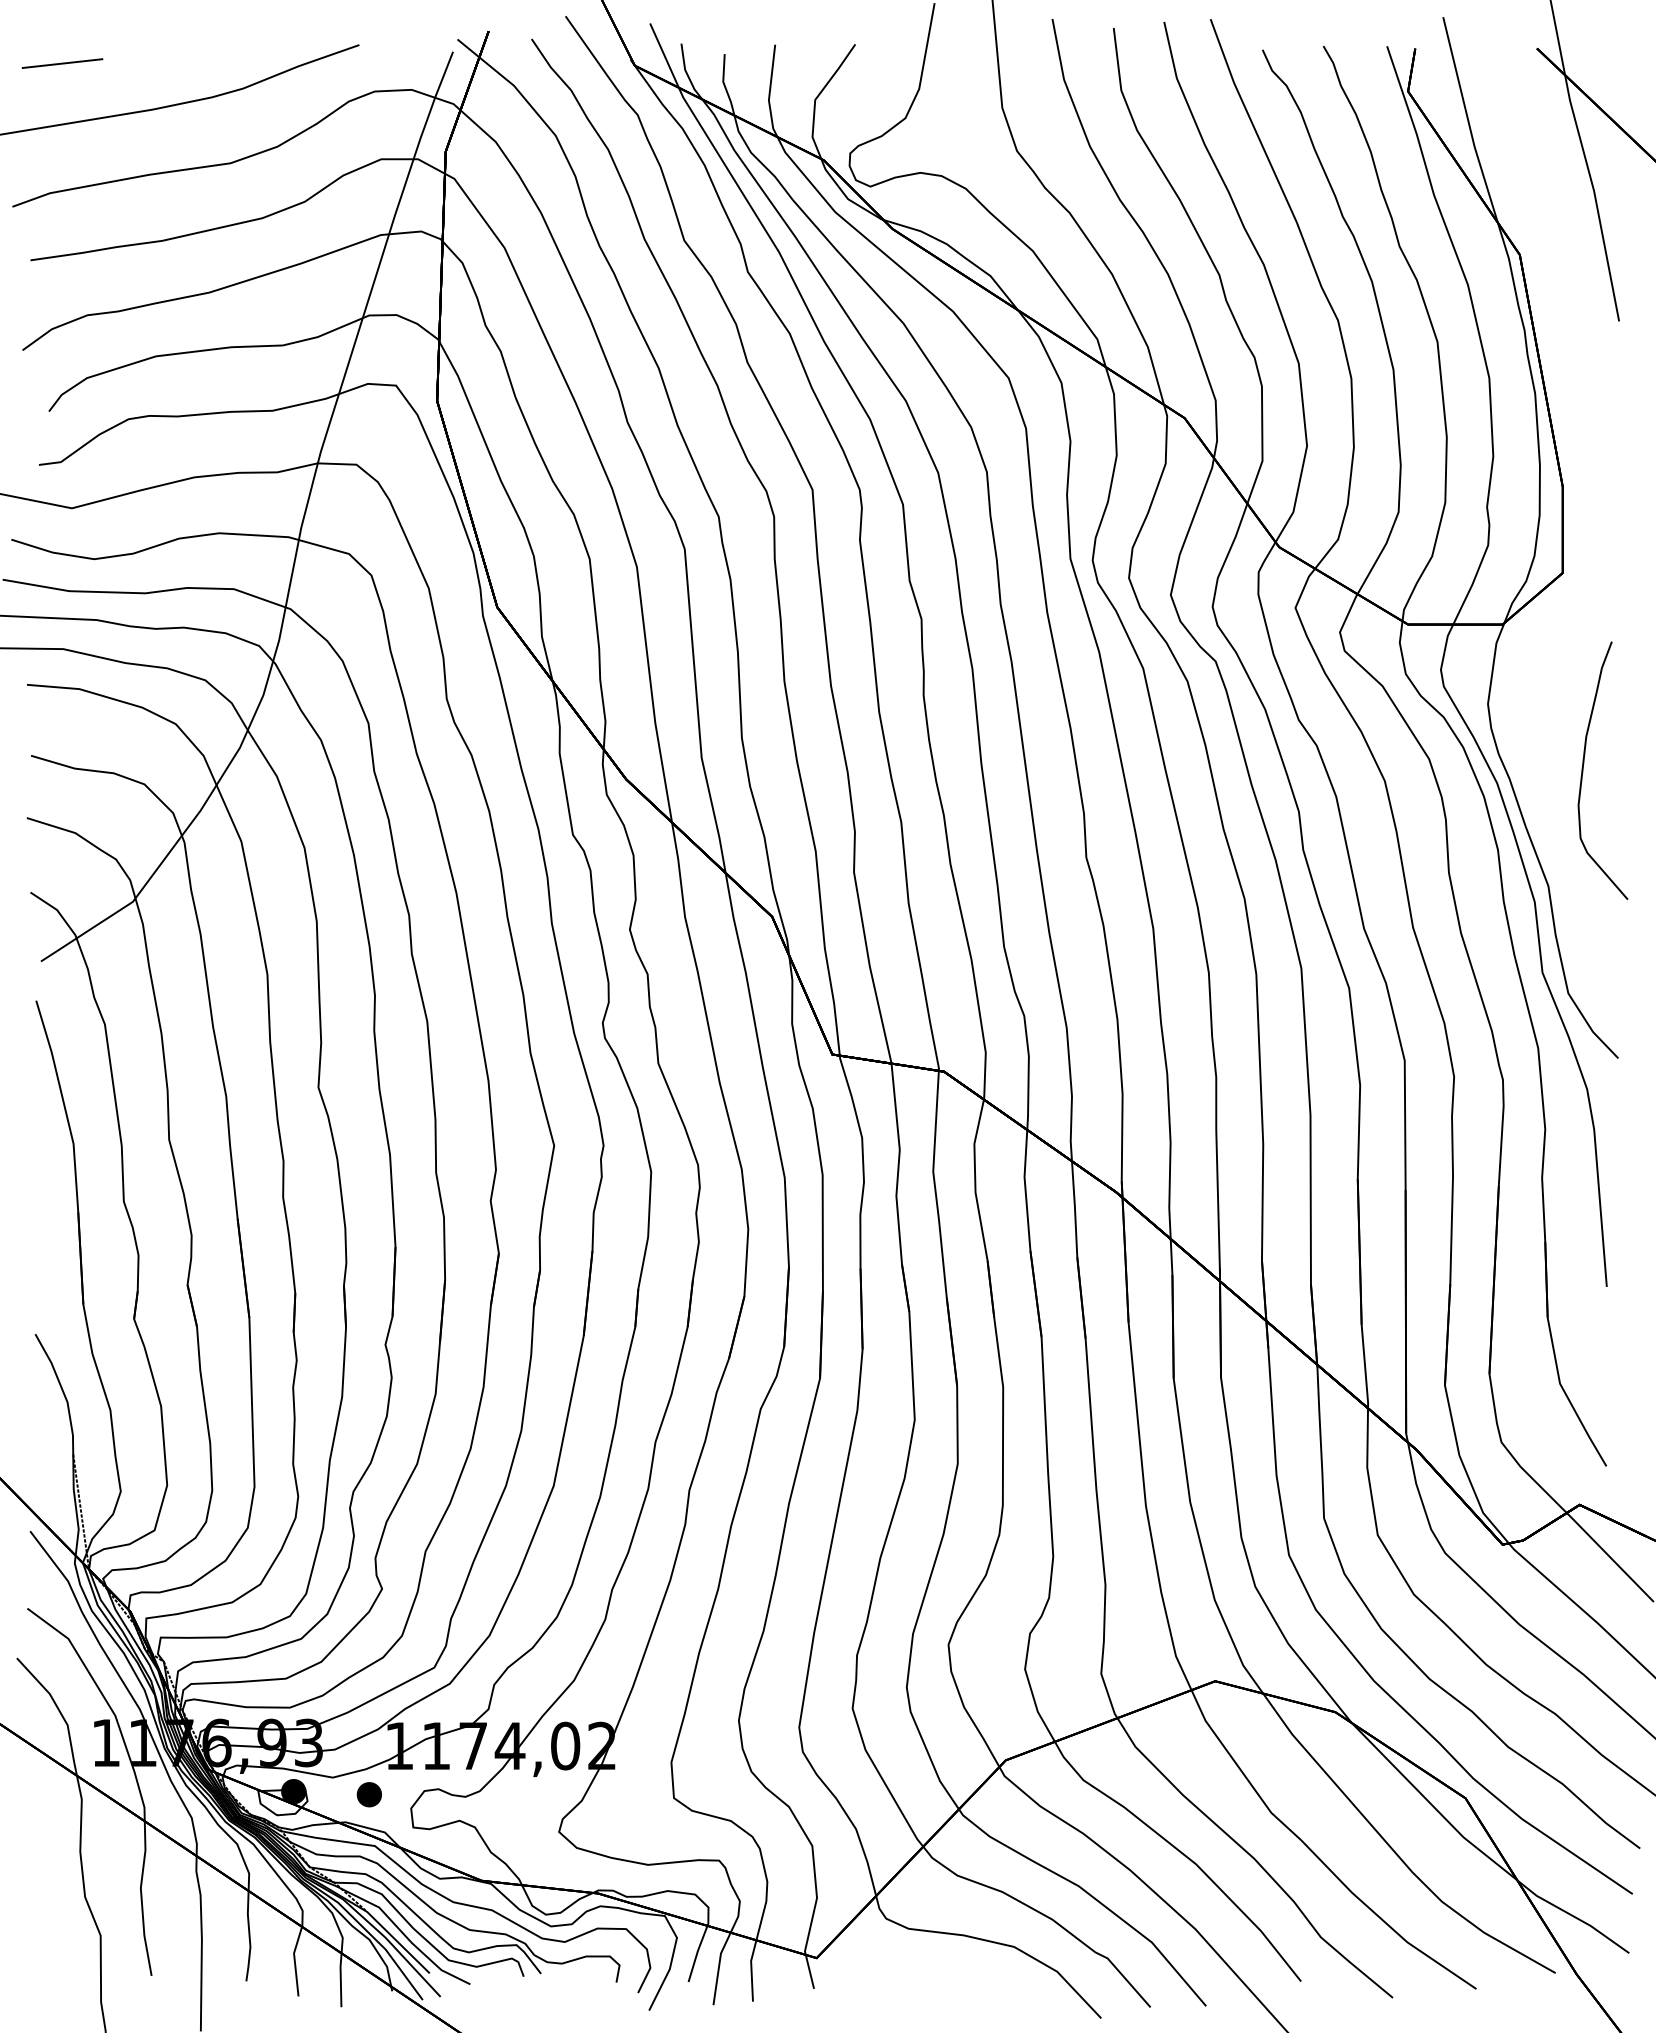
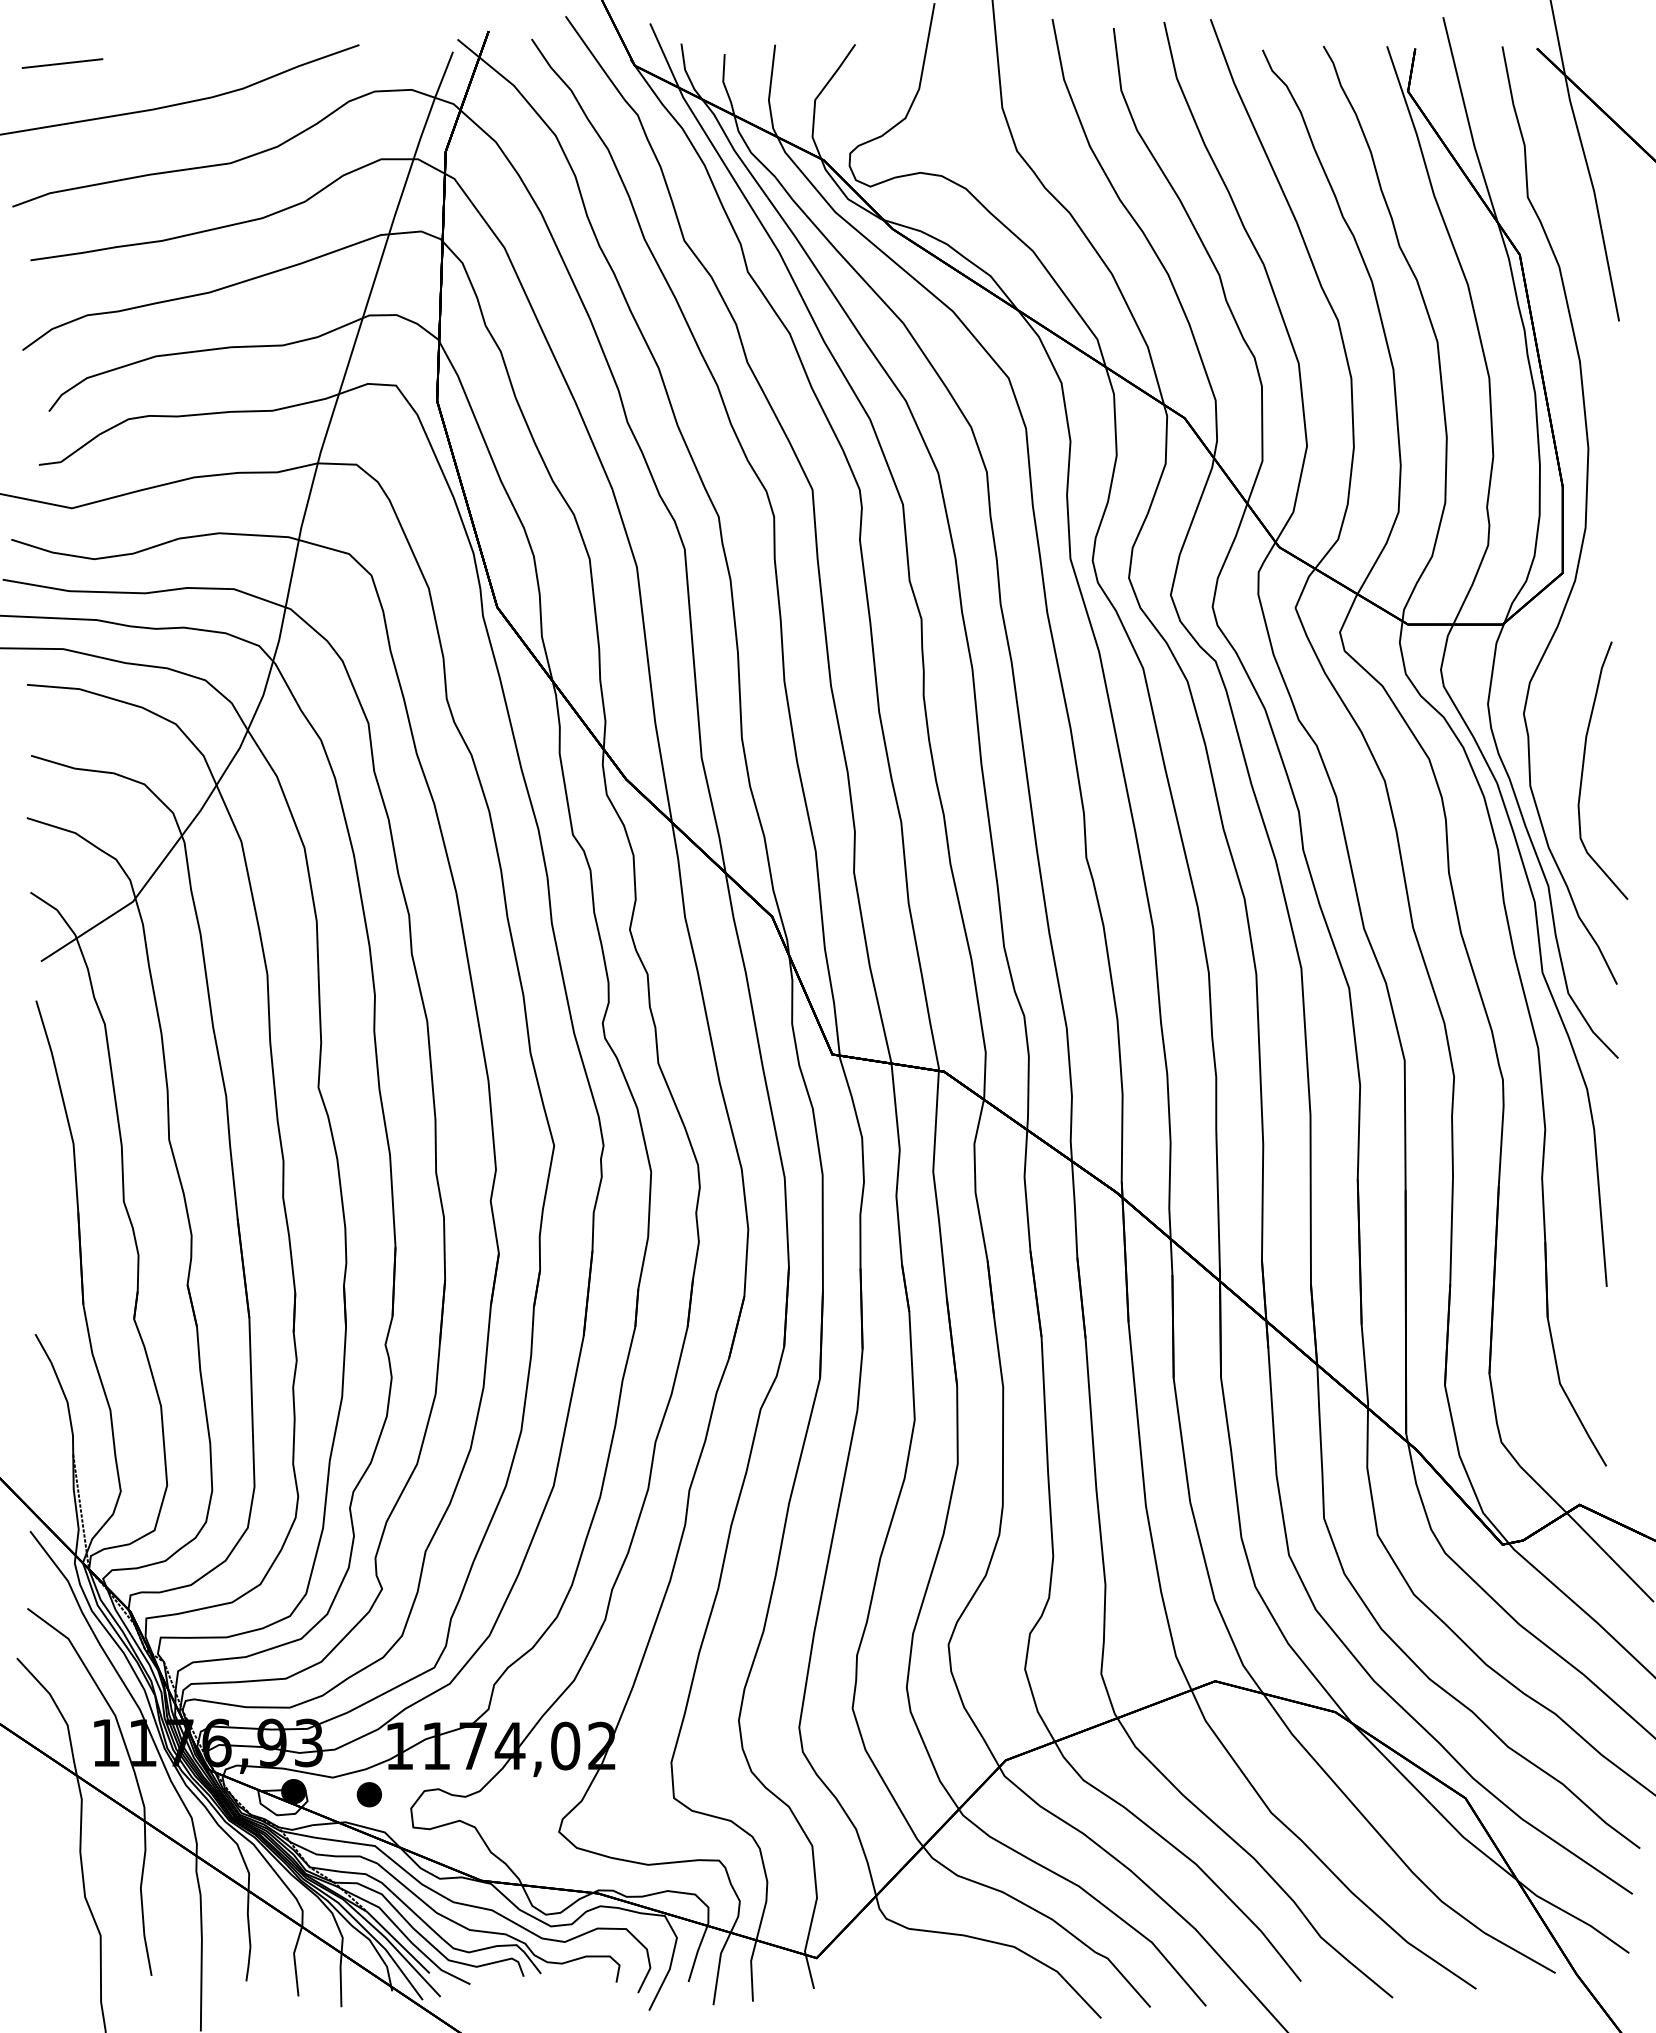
part: none -> present (1584, 522)
